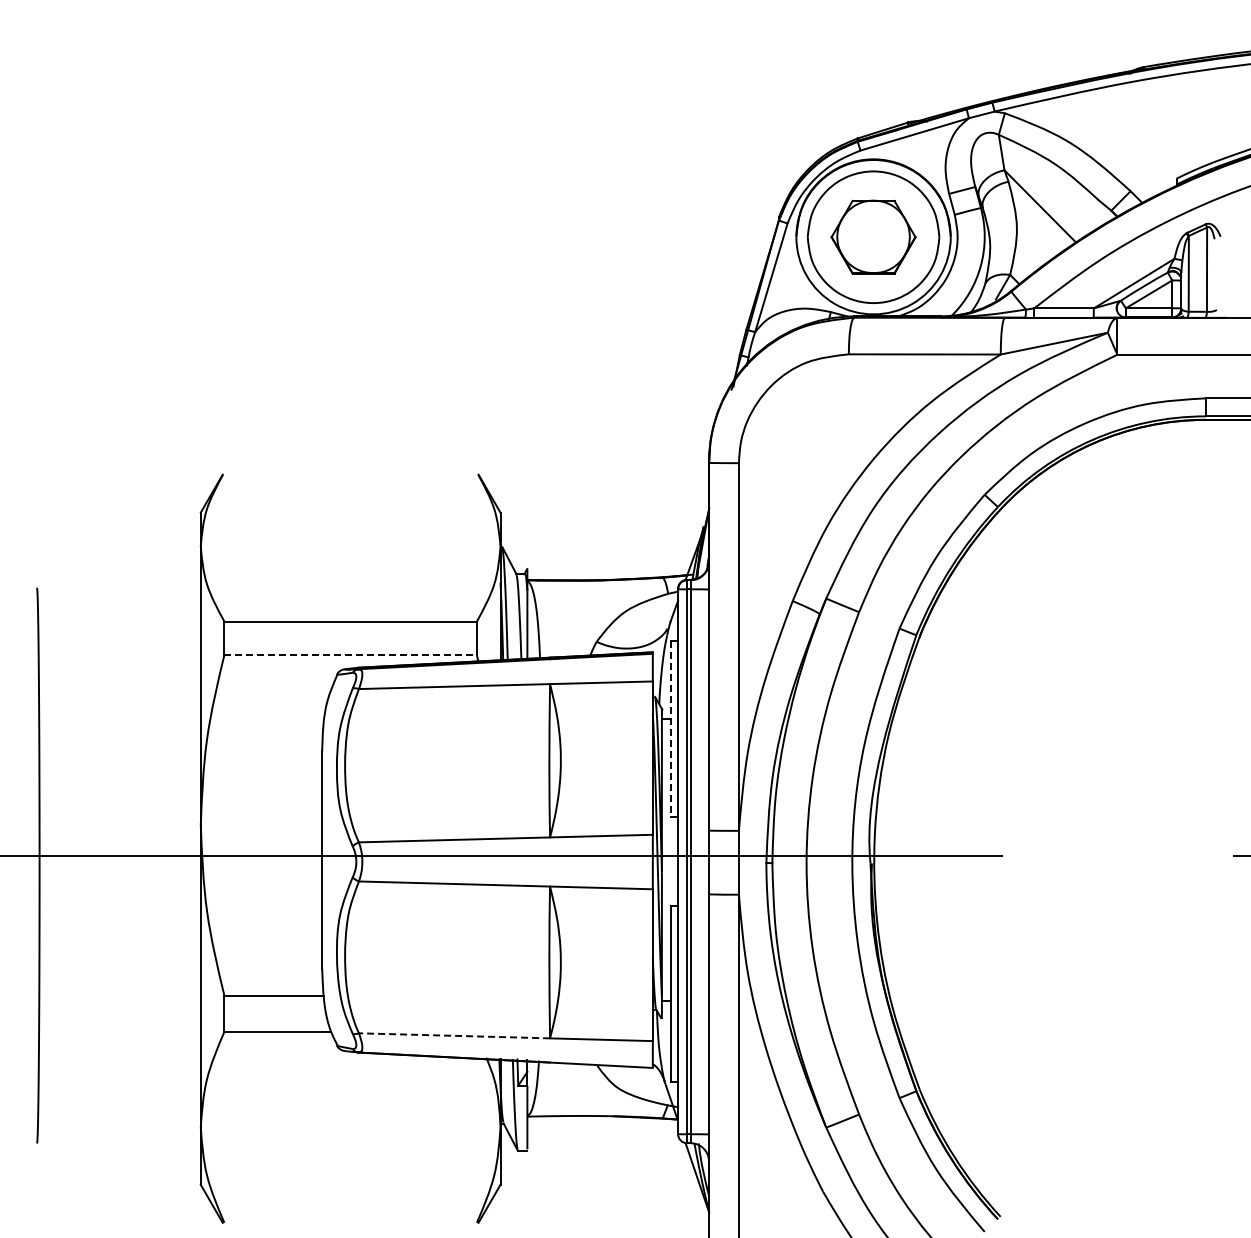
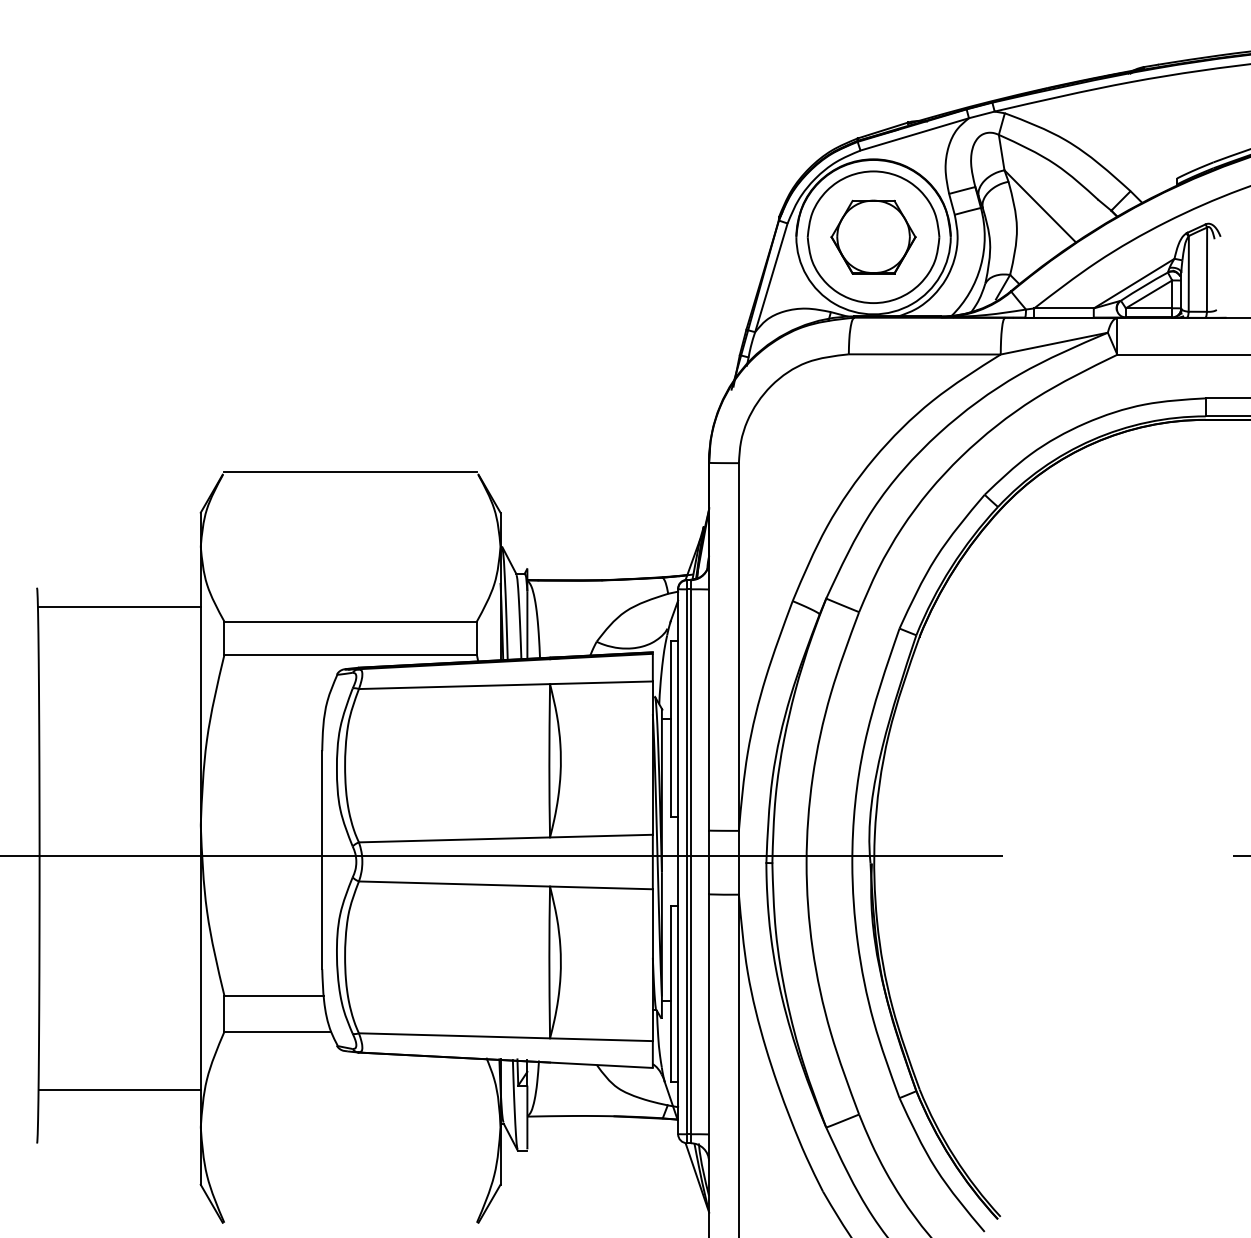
line: none -> present (350, 471)
line: none -> present (118, 607)
line: dashed -> solid (351, 655)
line: dashed -> solid (670, 729)
line: dashed -> solid (454, 1035)
line: none -> present (119, 1090)
